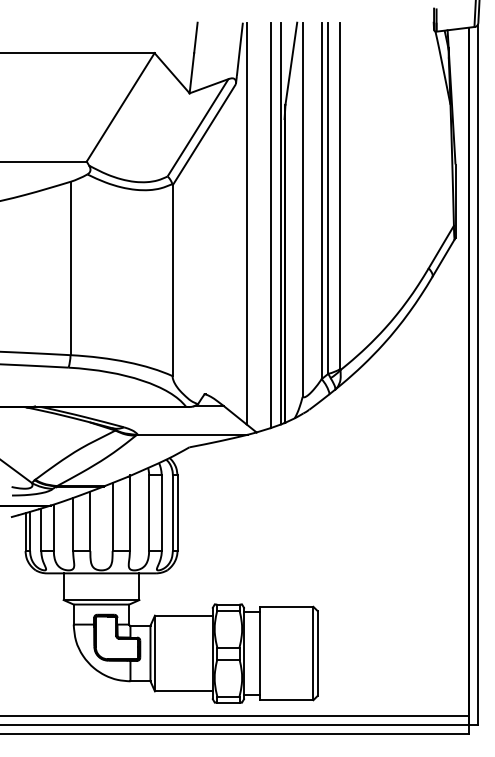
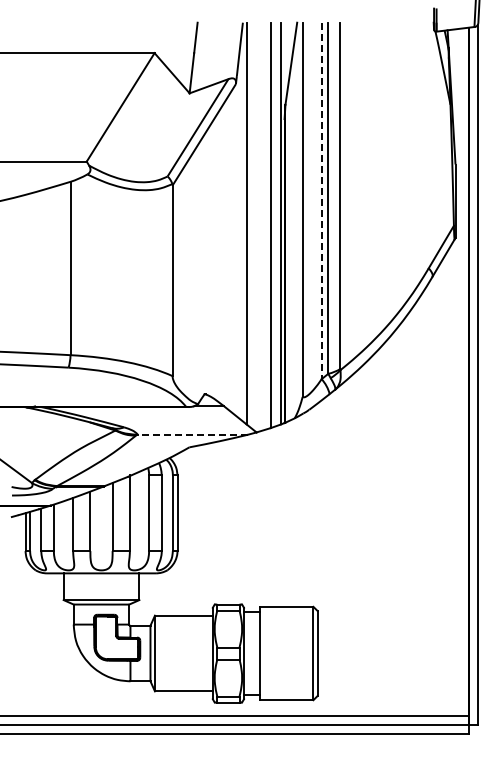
line: solid -> dashed (321, 201)
line: solid -> dashed (192, 434)
